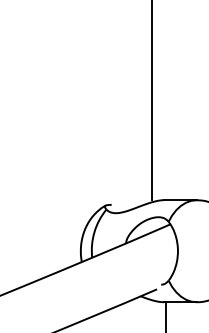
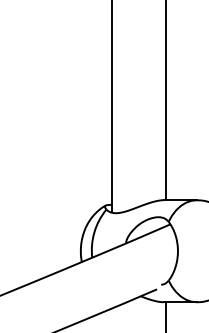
line position: (152, 101) -> (166, 101) (166, 101)
line: none -> present (111, 107)
